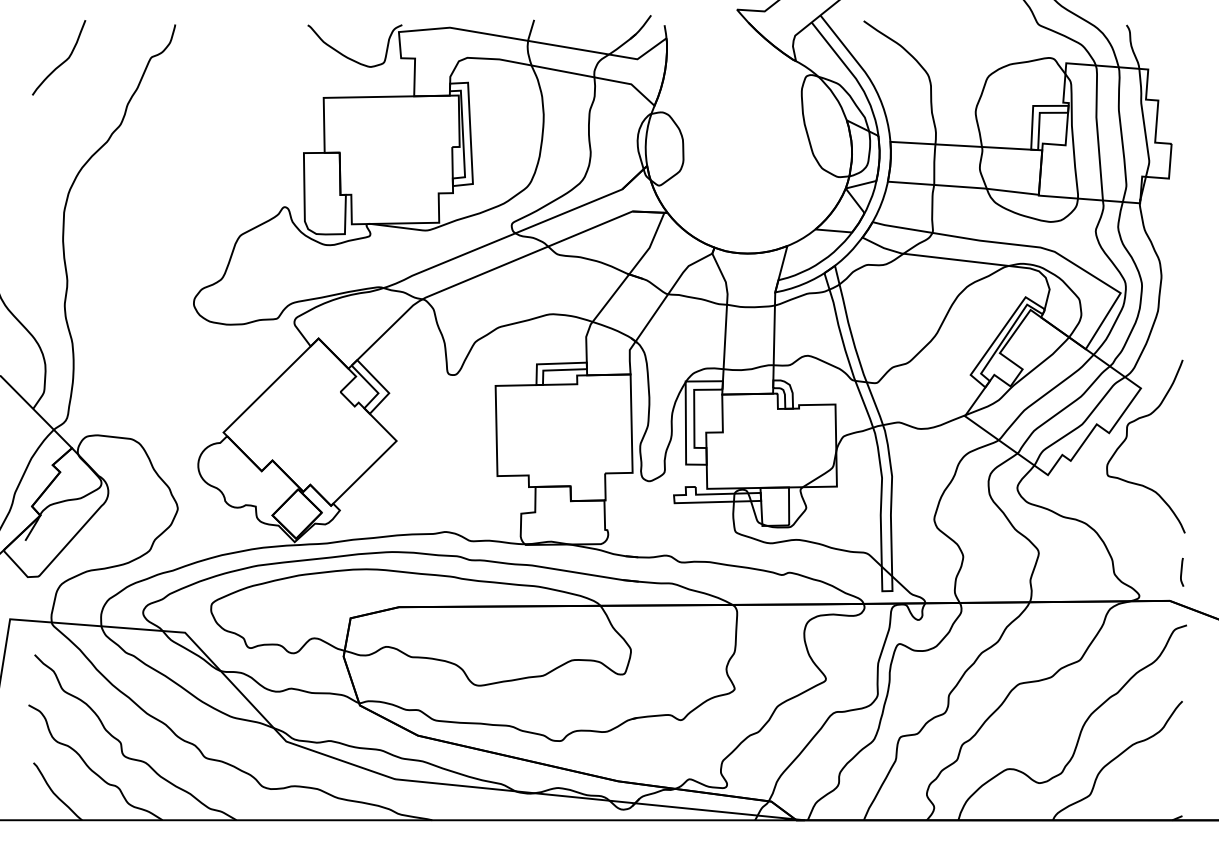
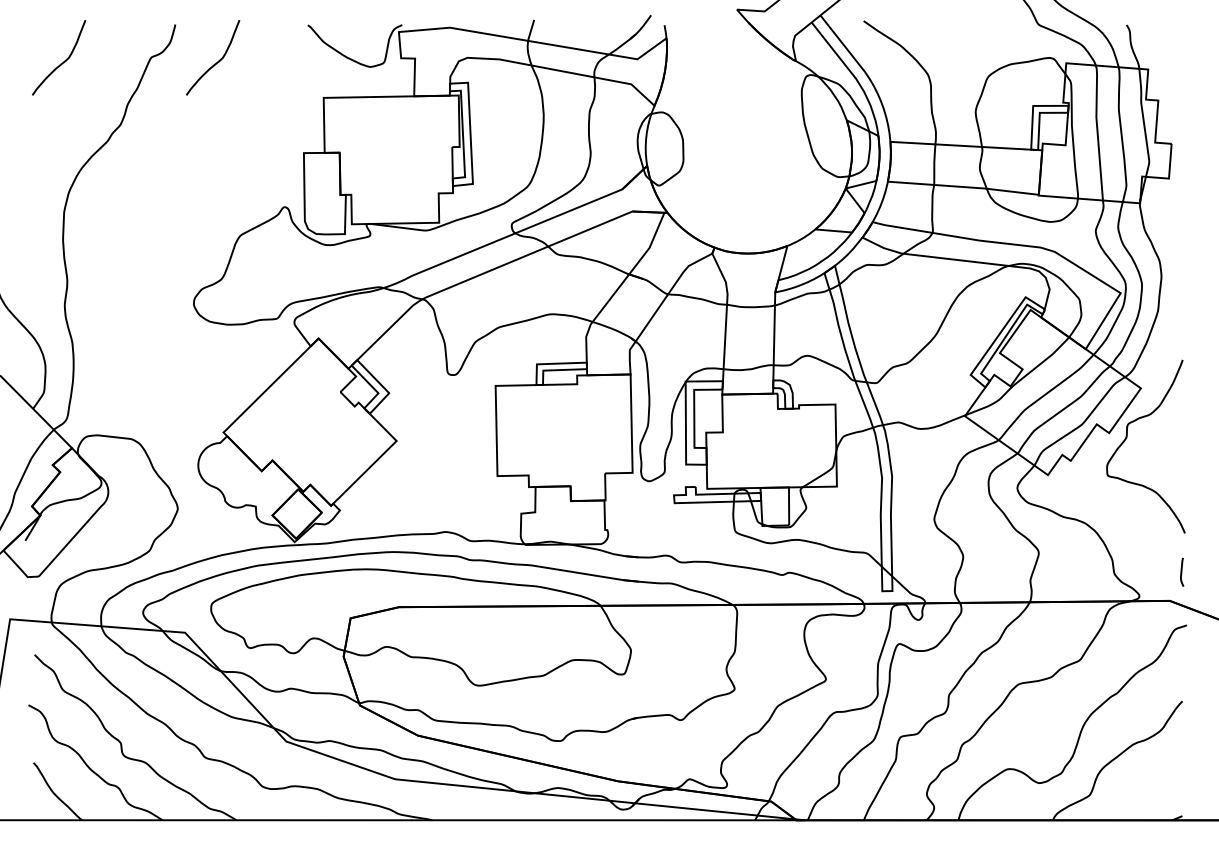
curve: none -> present (217, 61)
